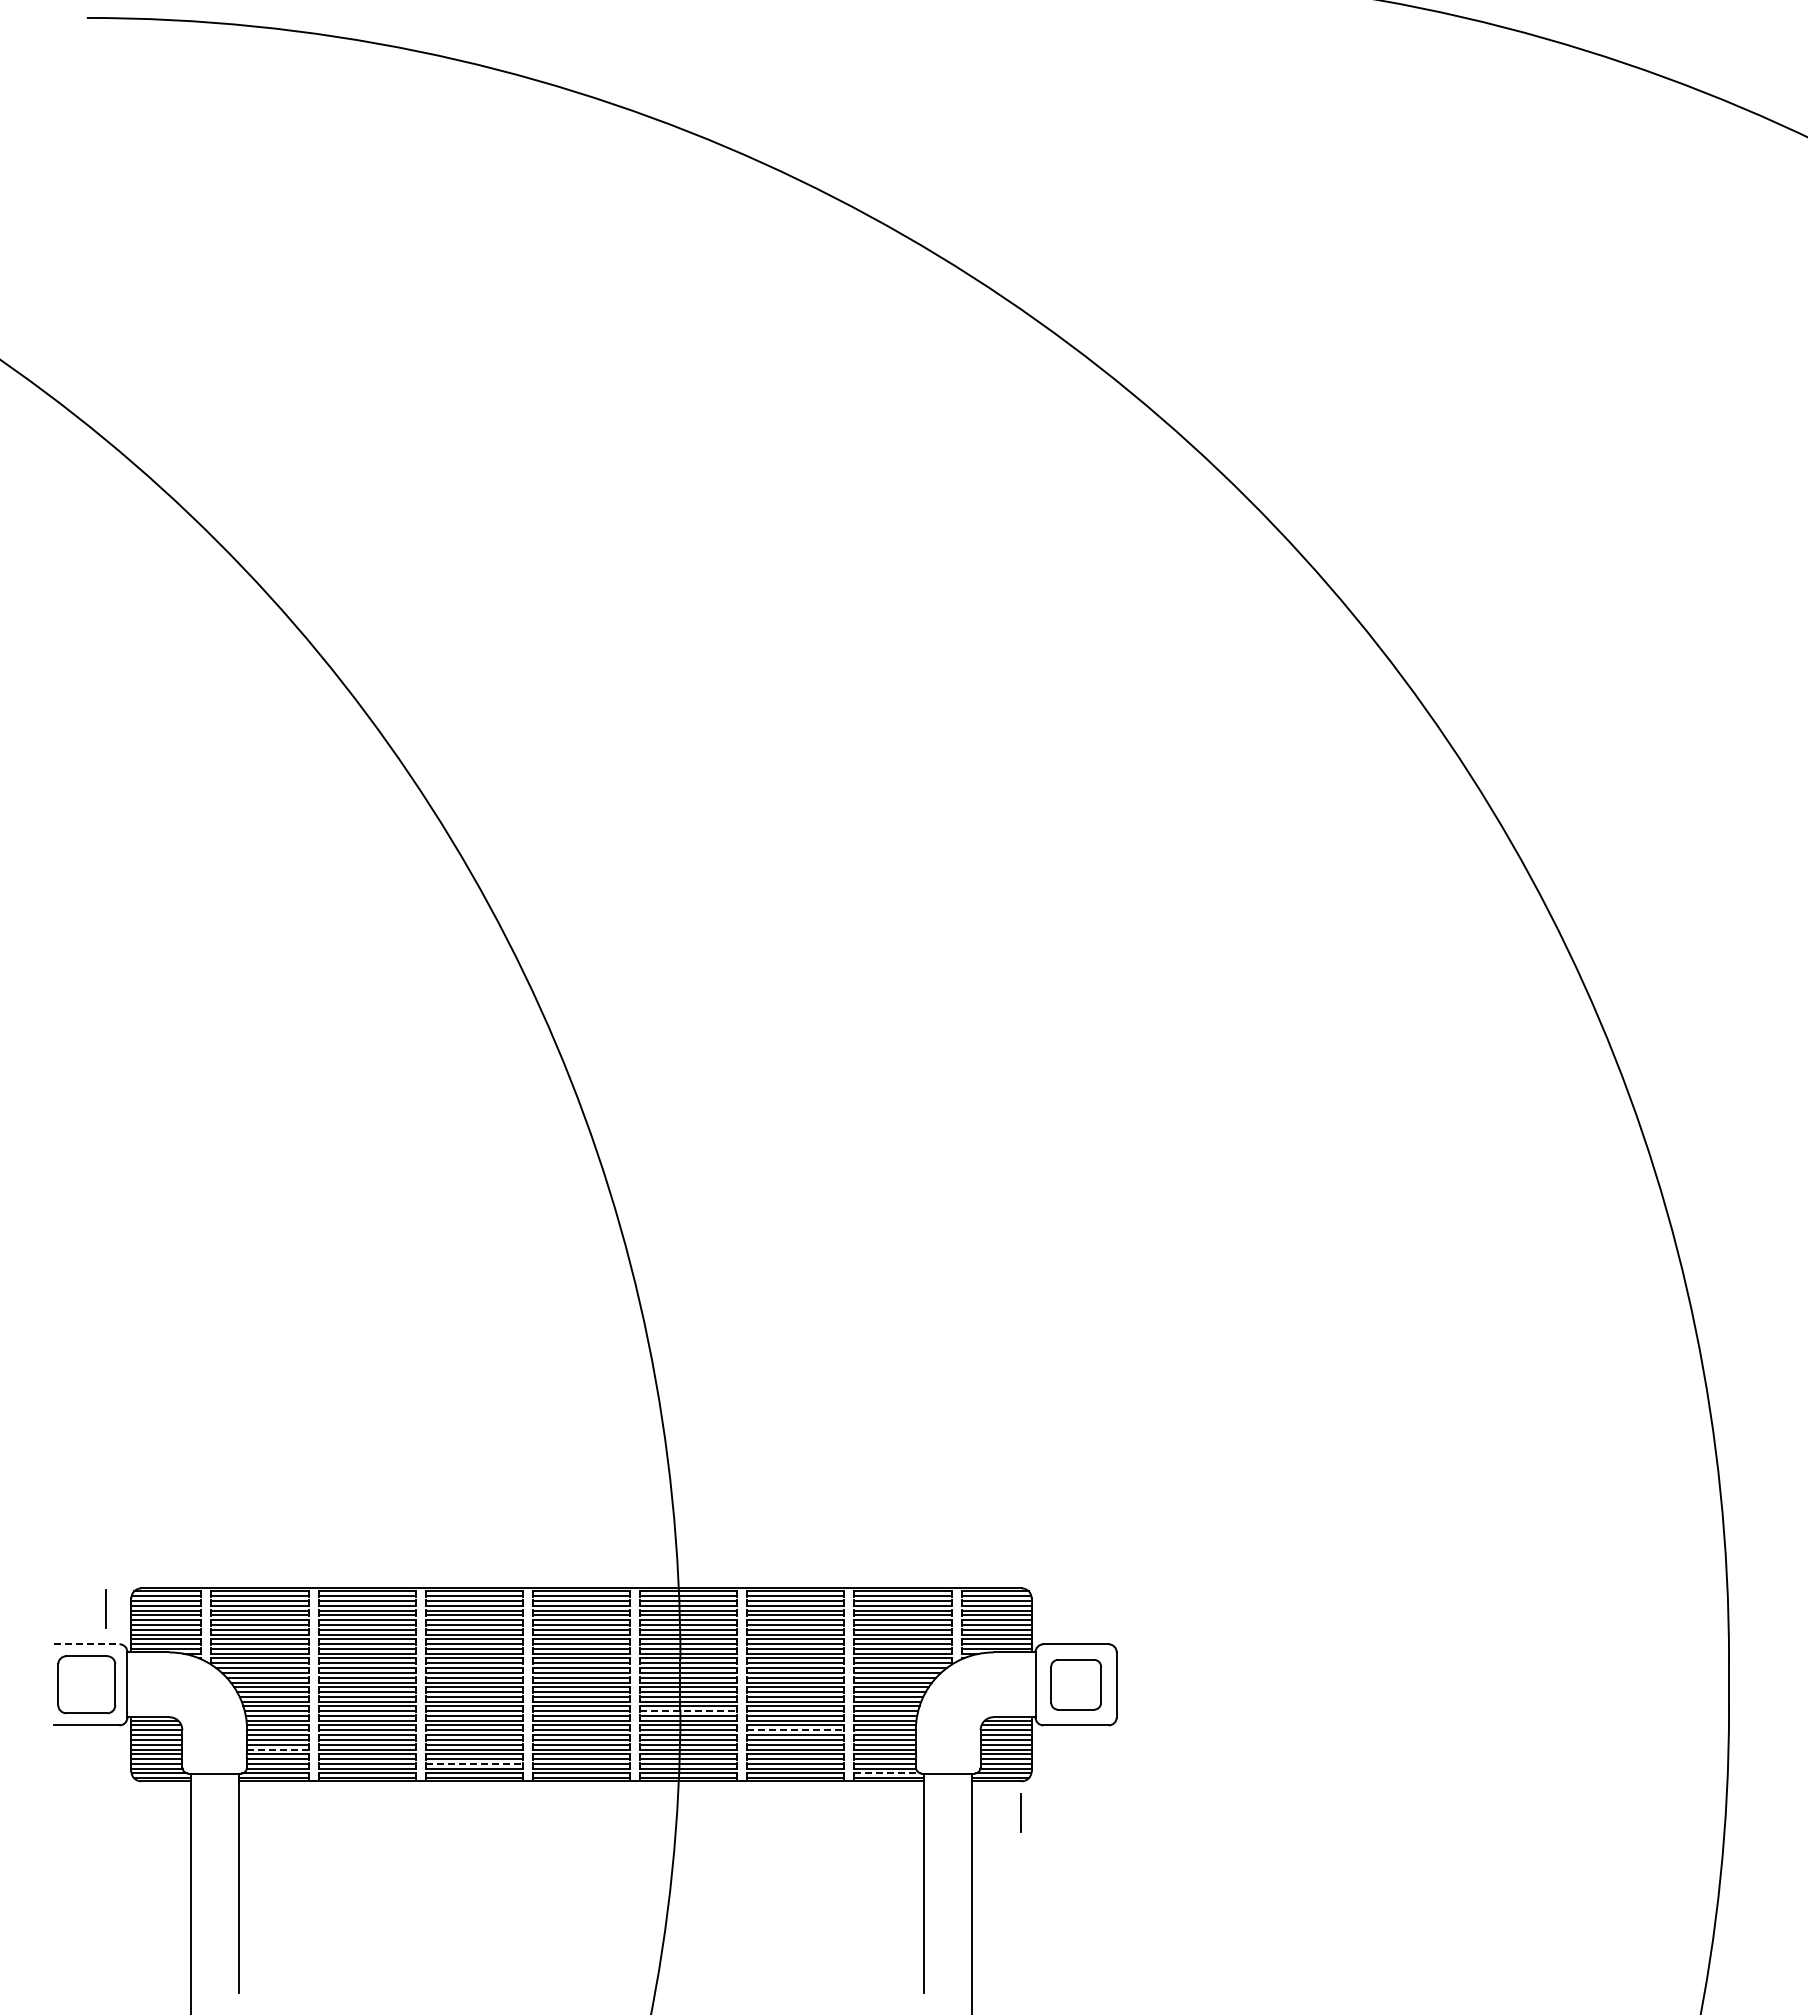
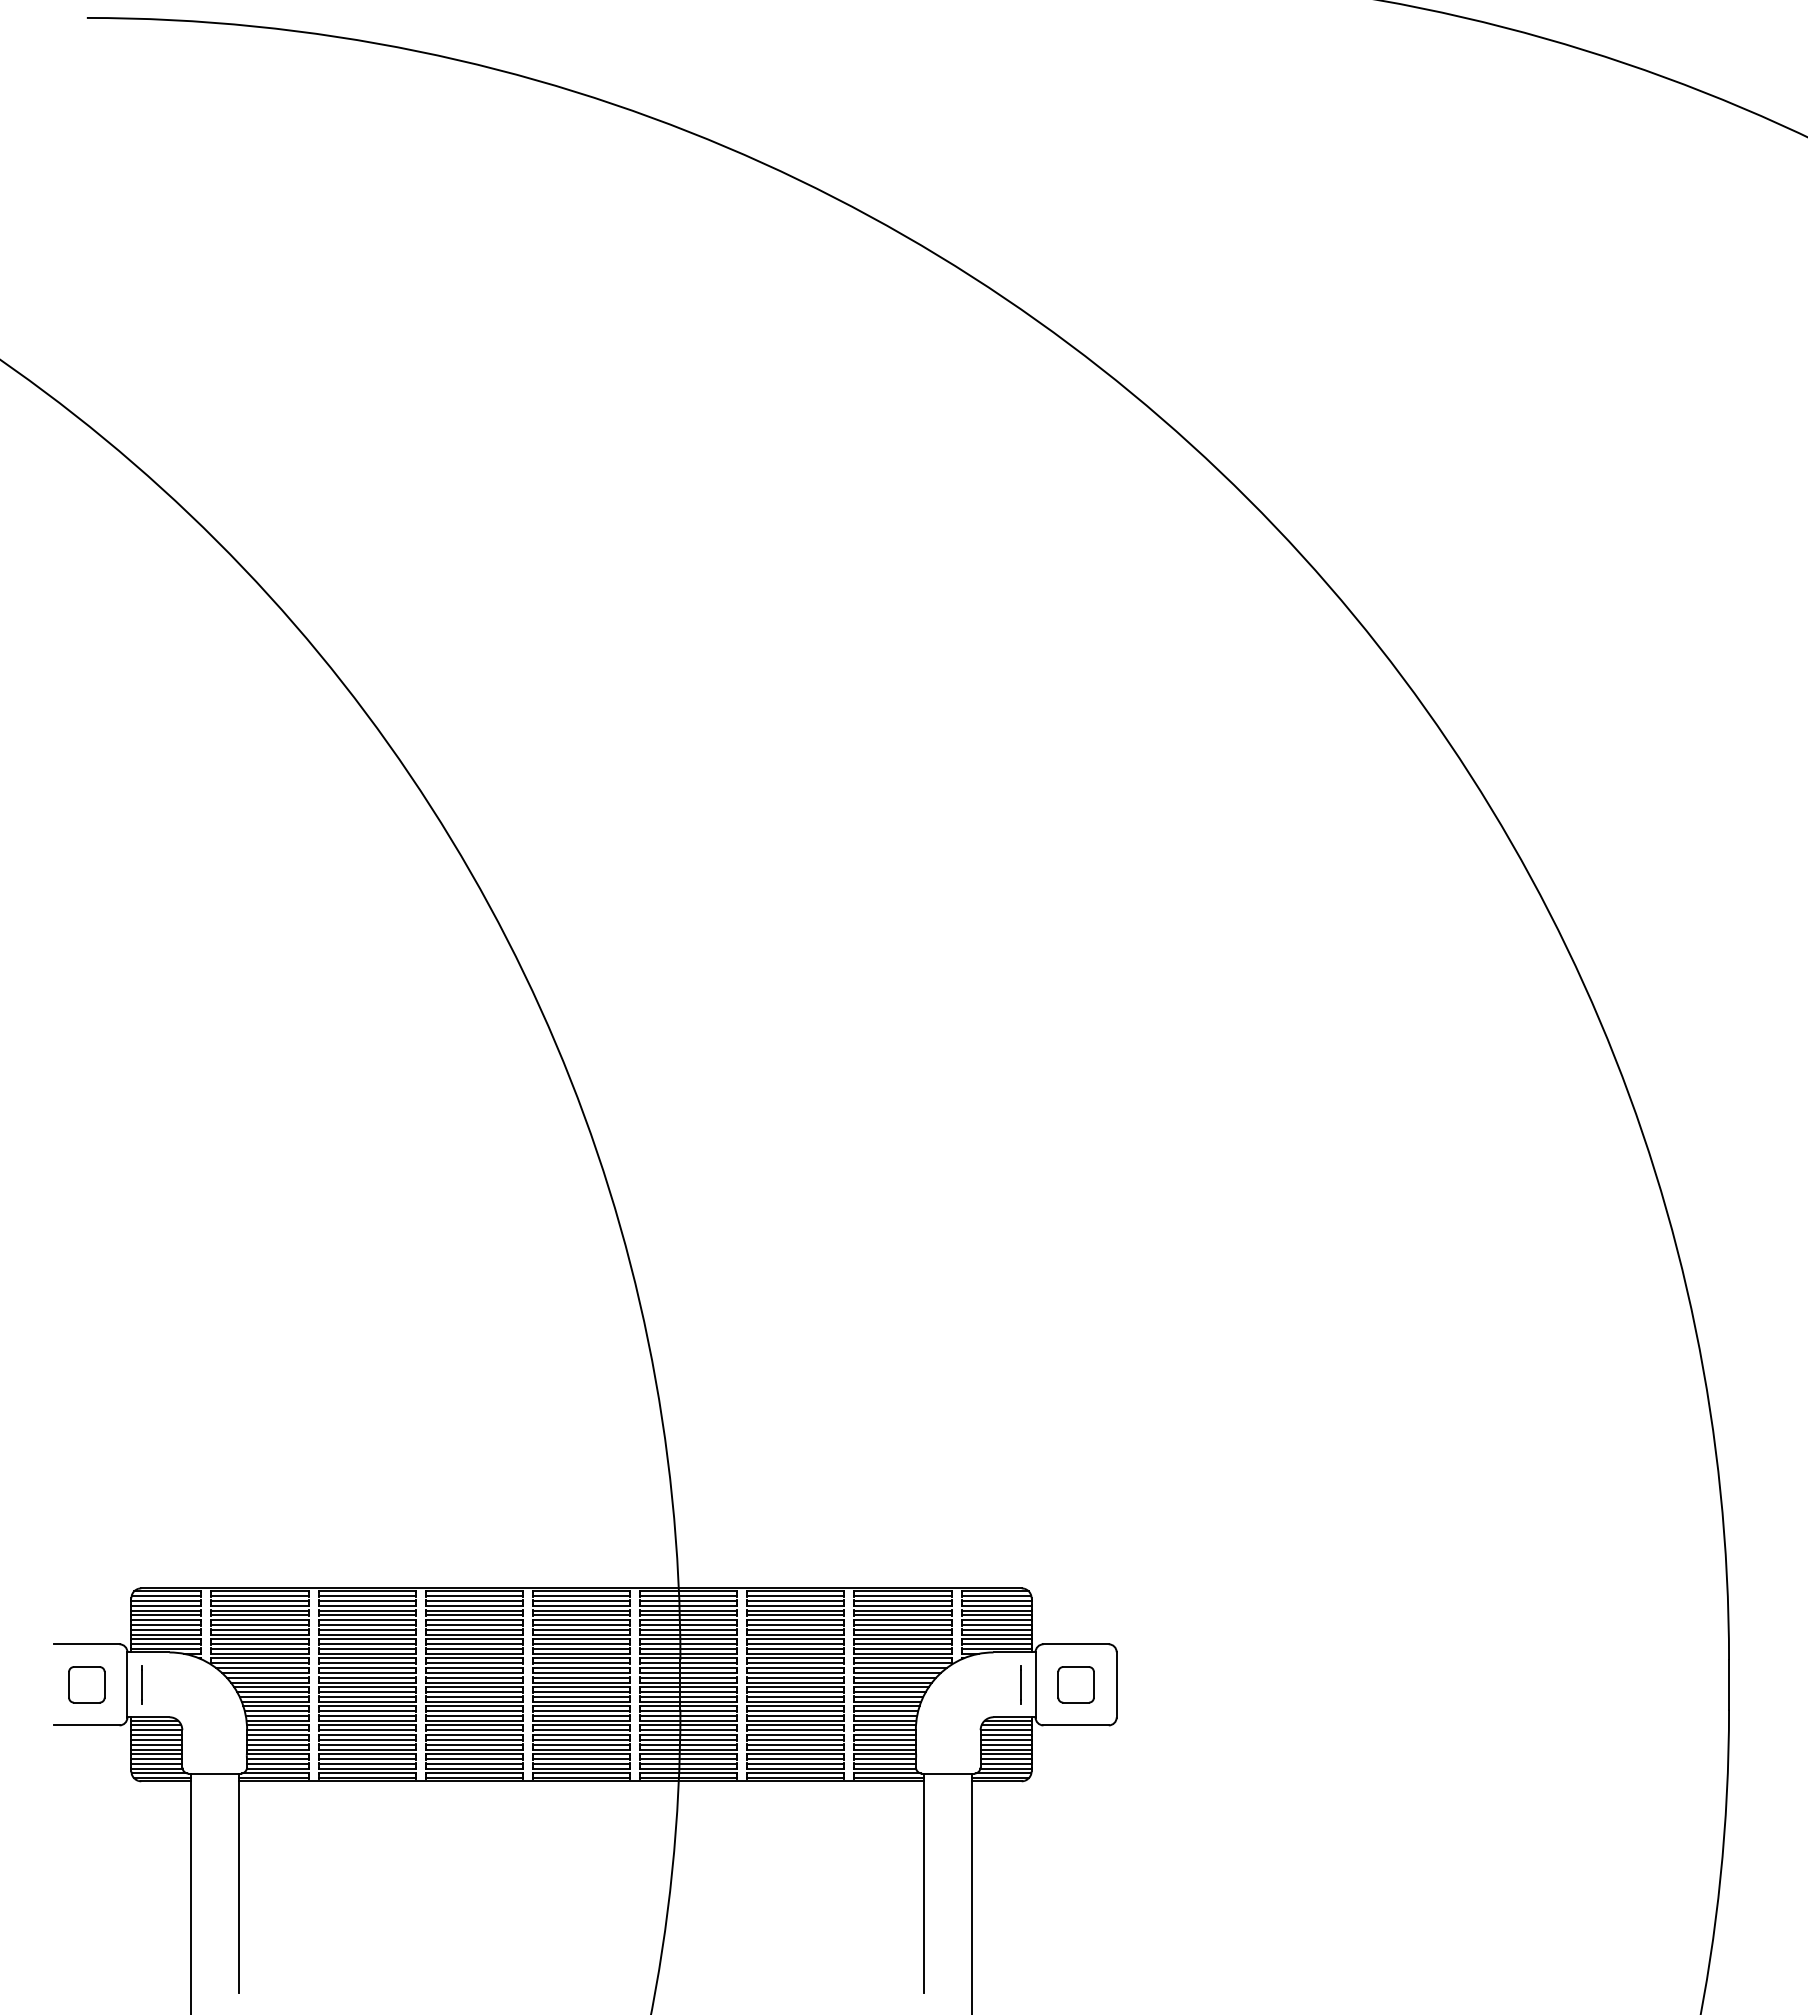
line position: (105, 1608) -> (141, 1684) (141, 1684)
line: dashed -> solid (86, 1644)
part size: 60x60 px -> 38x38 px (86, 1684)
part size: 52x52 px -> 38x38 px (1075, 1684)
line: dashed -> solid (688, 1711)
line: dashed -> solid (795, 1730)
line: dashed -> solid (277, 1749)
line: dashed -> solid (474, 1763)
line: dashed -> solid (887, 1773)
line position: (1020, 1812) -> (1020, 1684) (1020, 1684)
